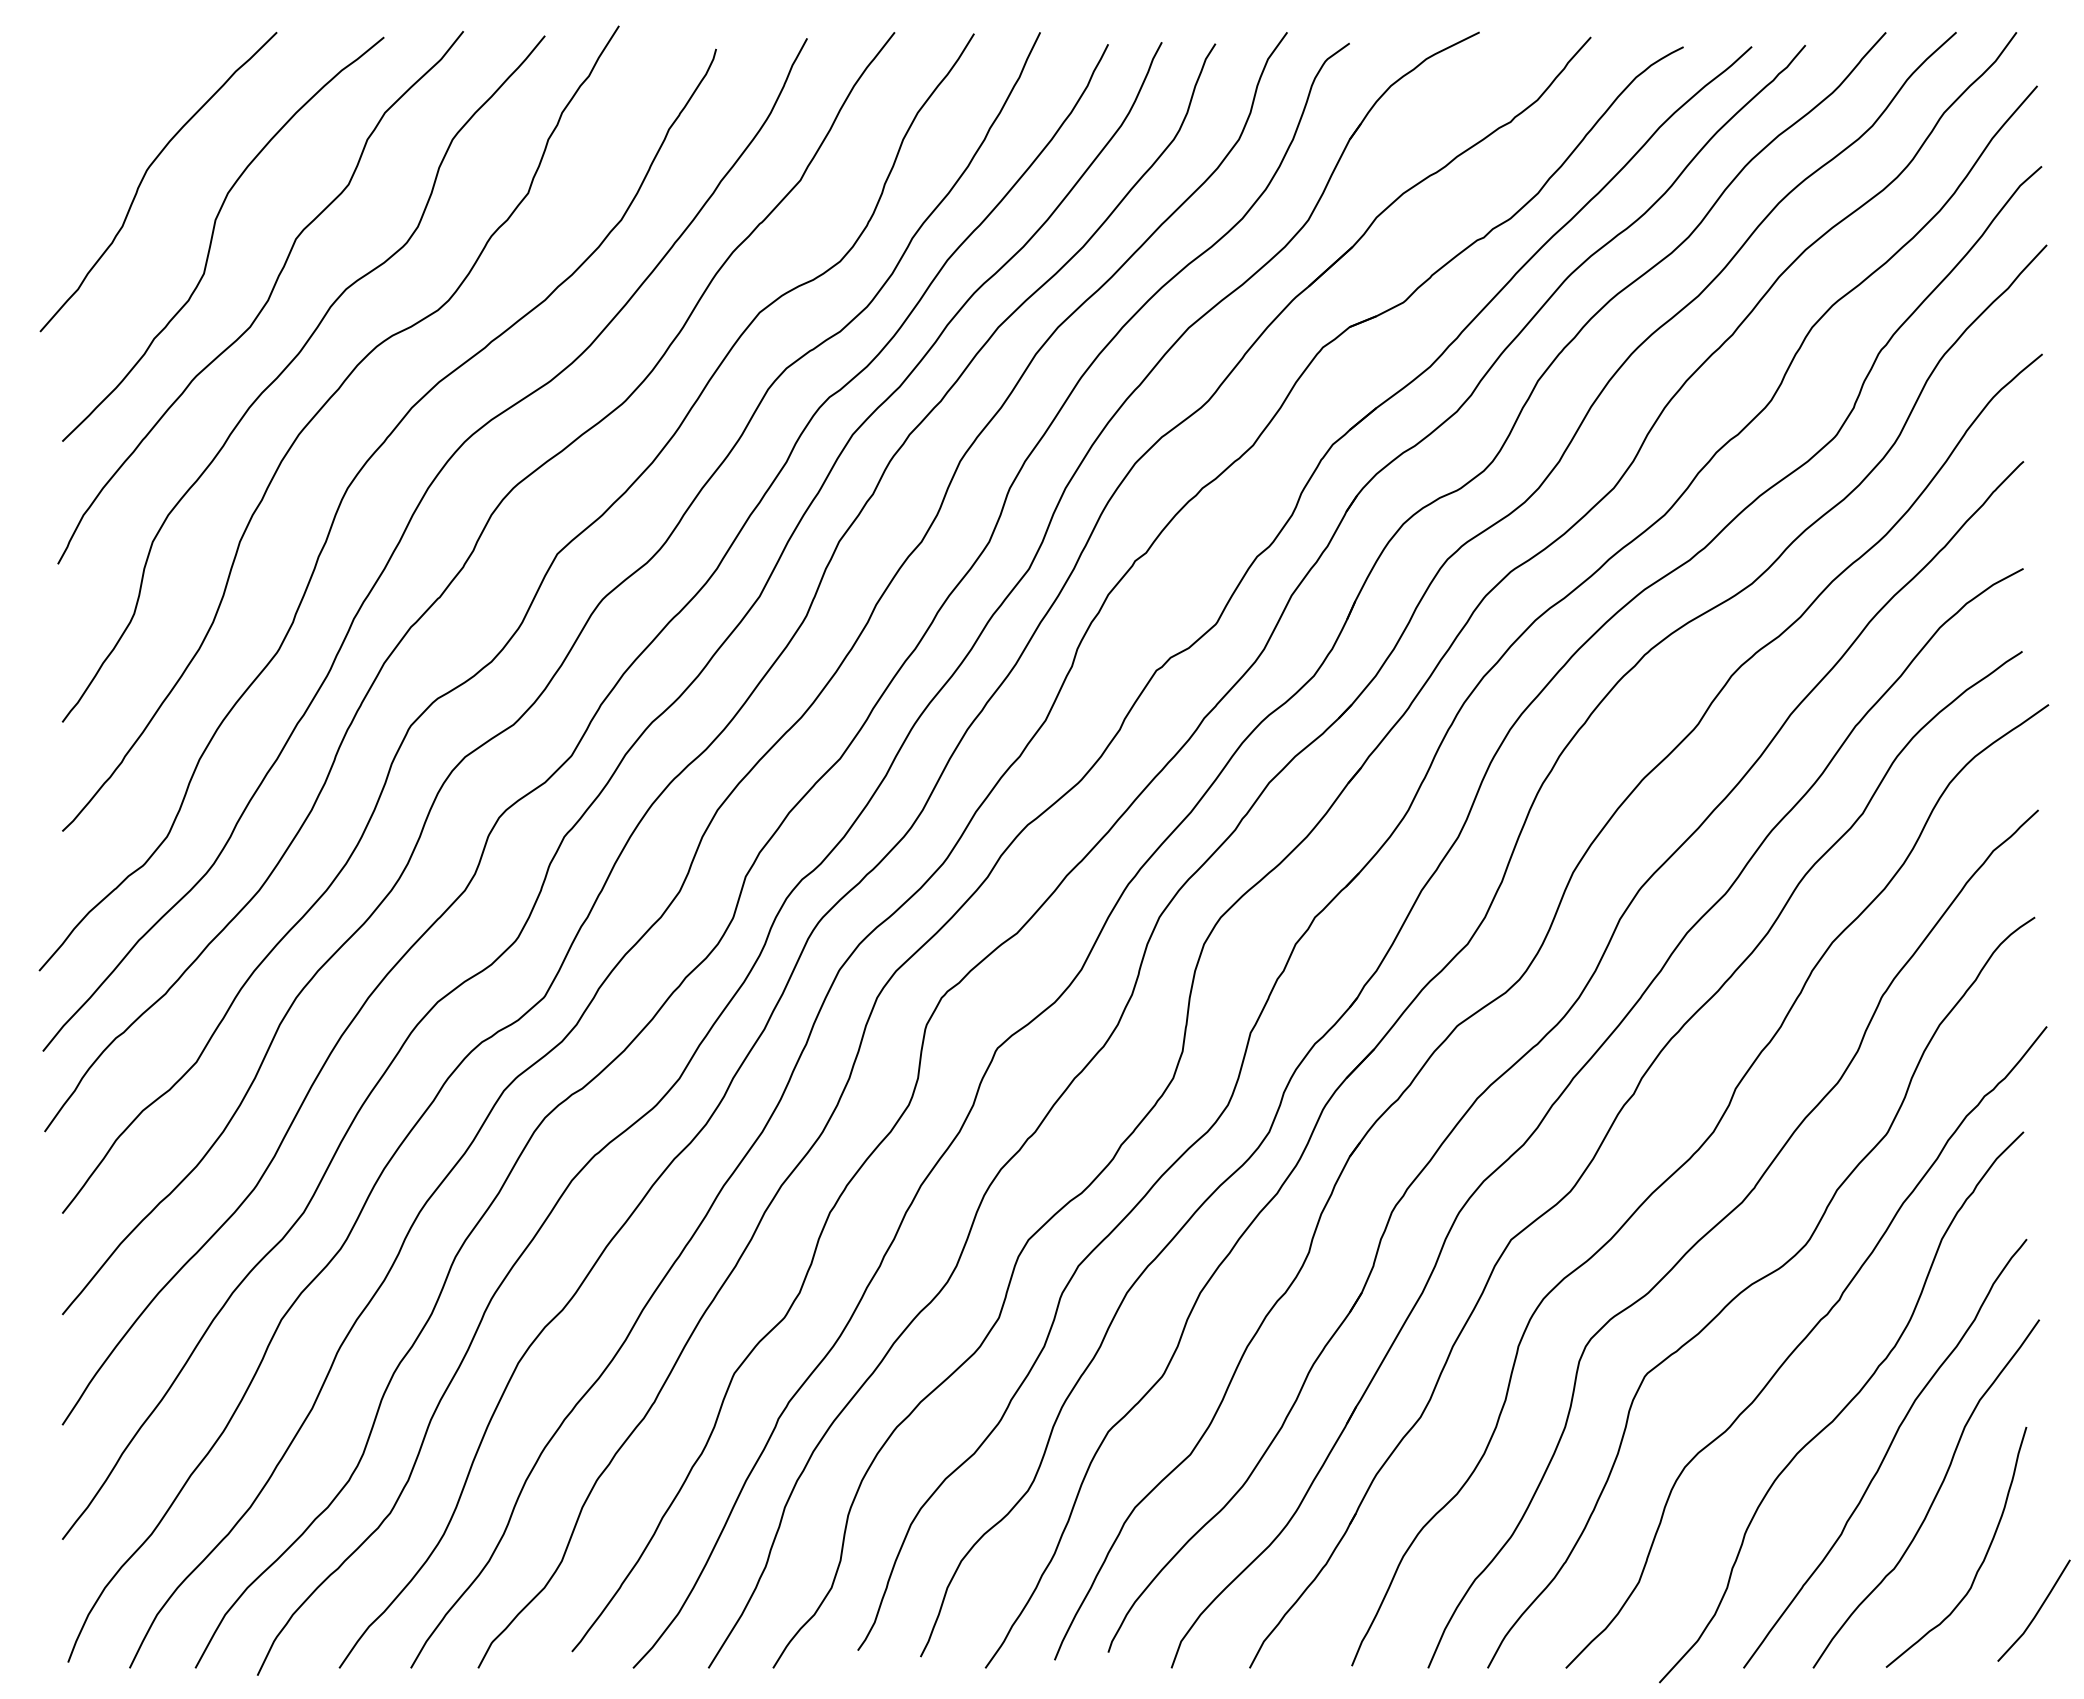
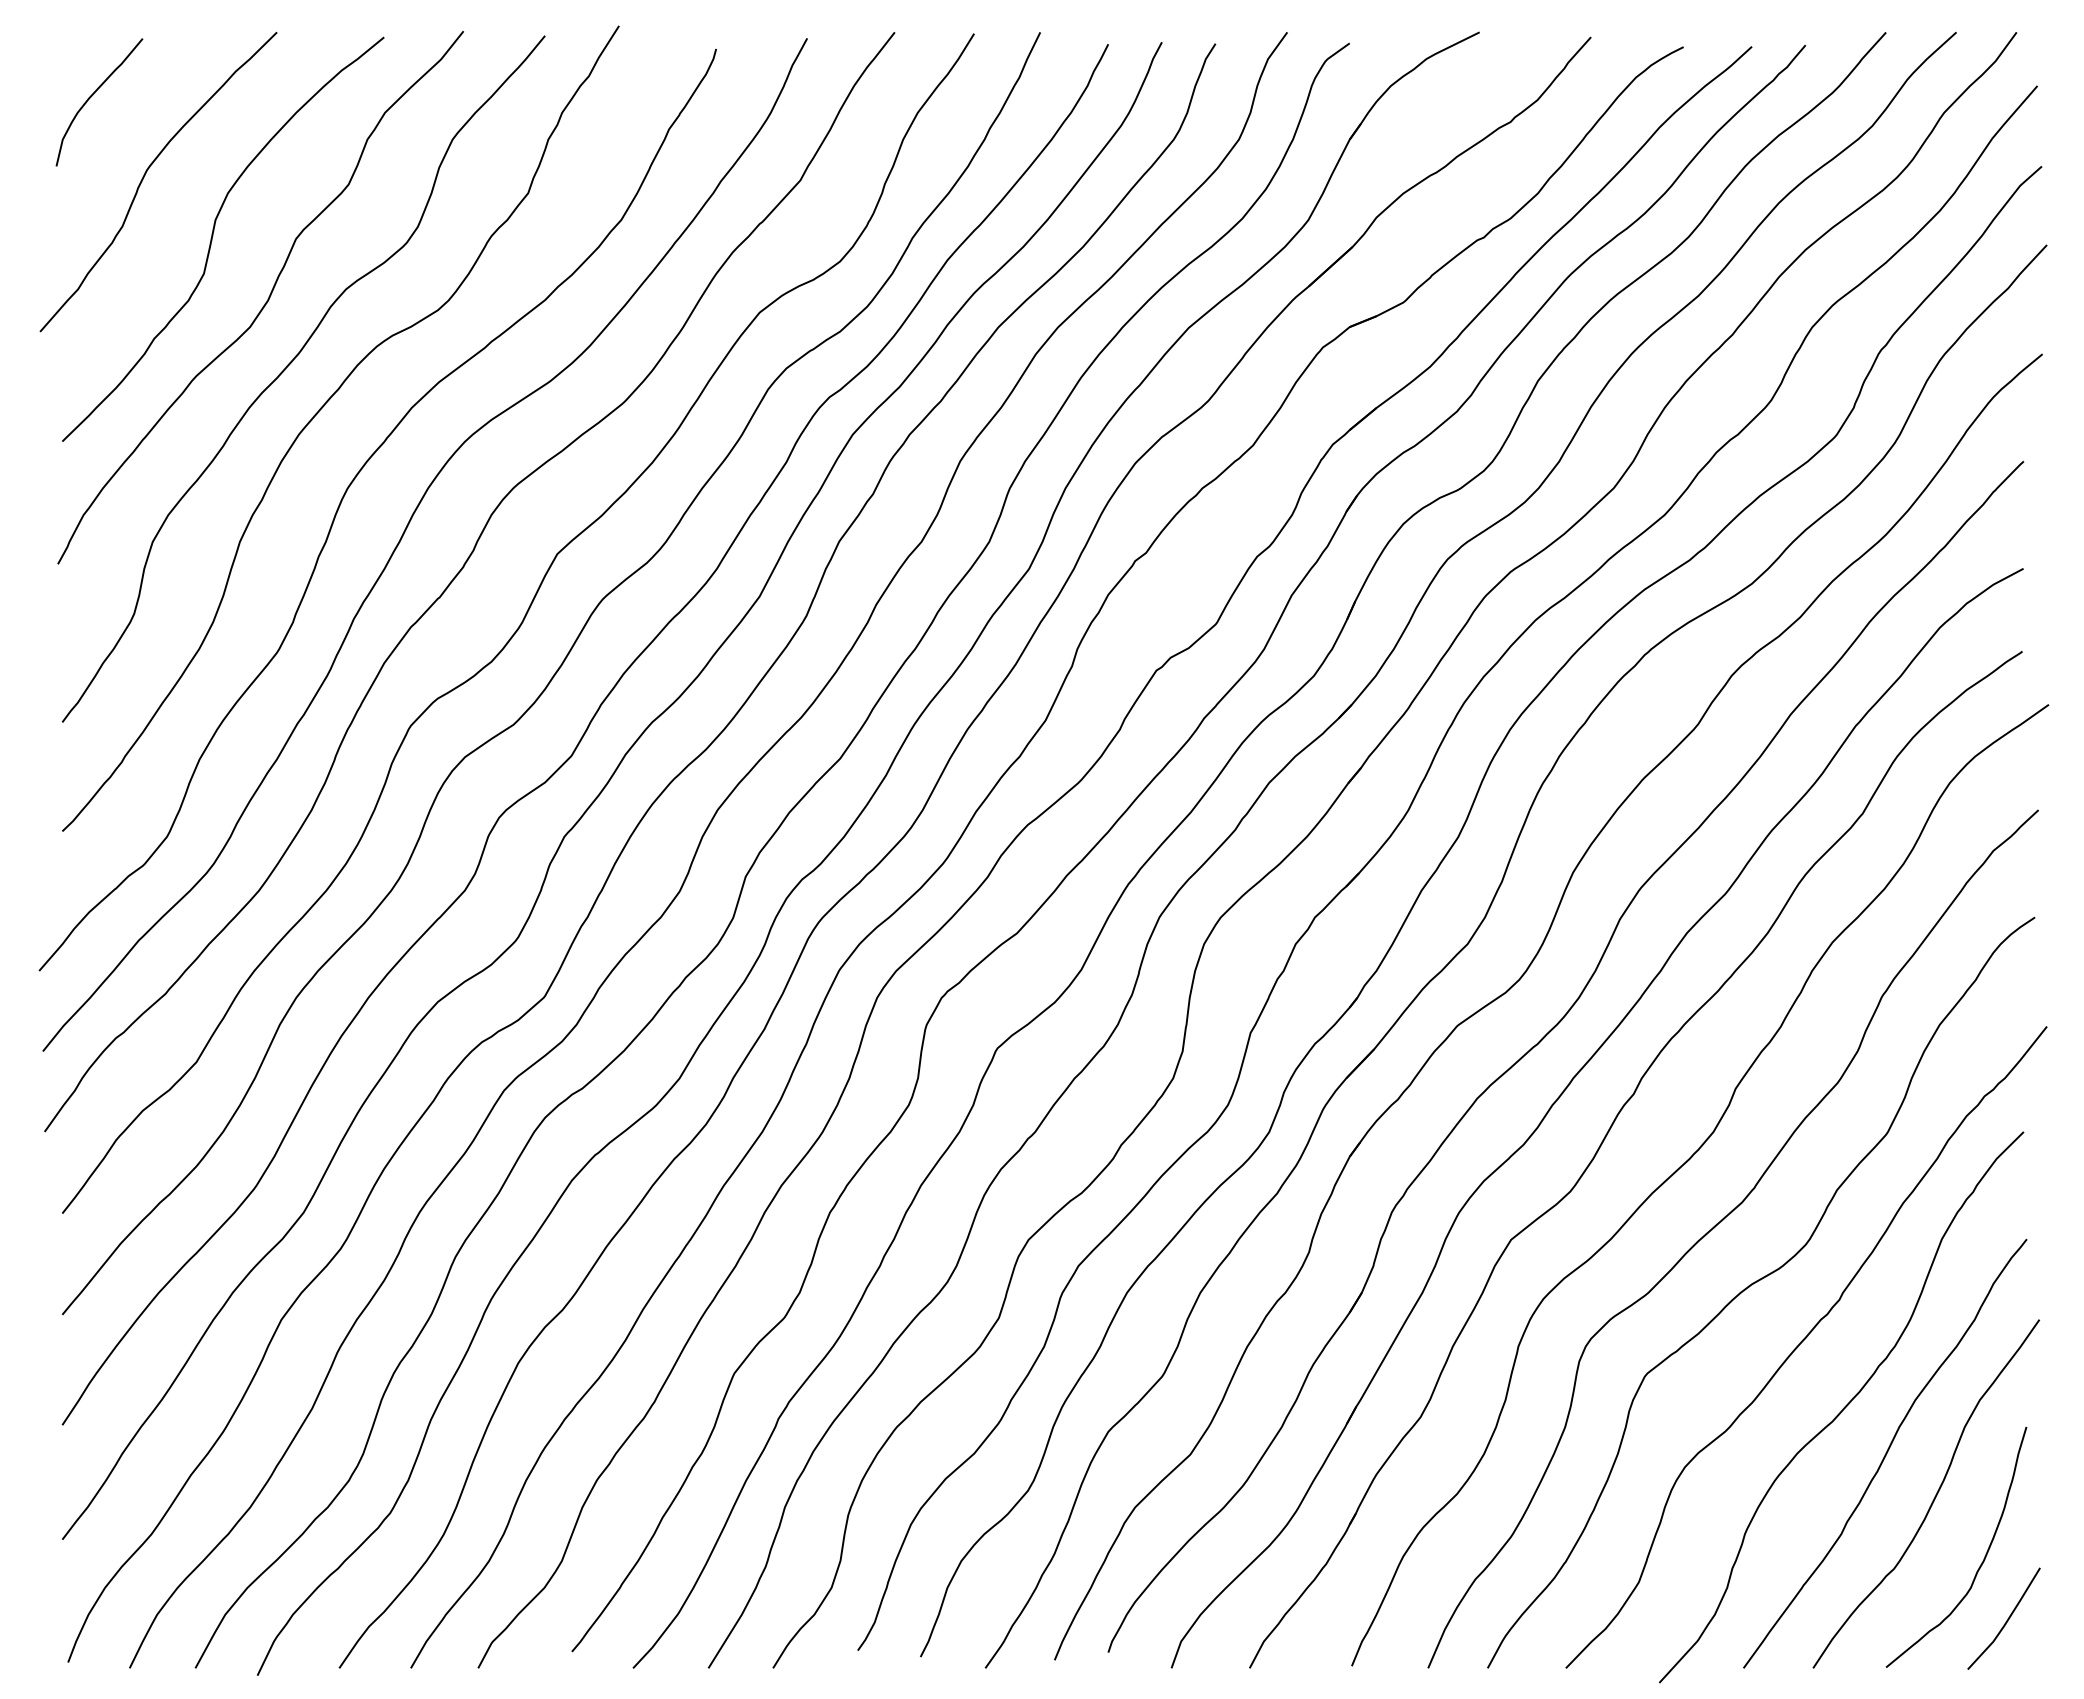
curve: none -> present (93, 95)
line position: (2036, 1612) -> (2006, 1620) (2006, 1620)
